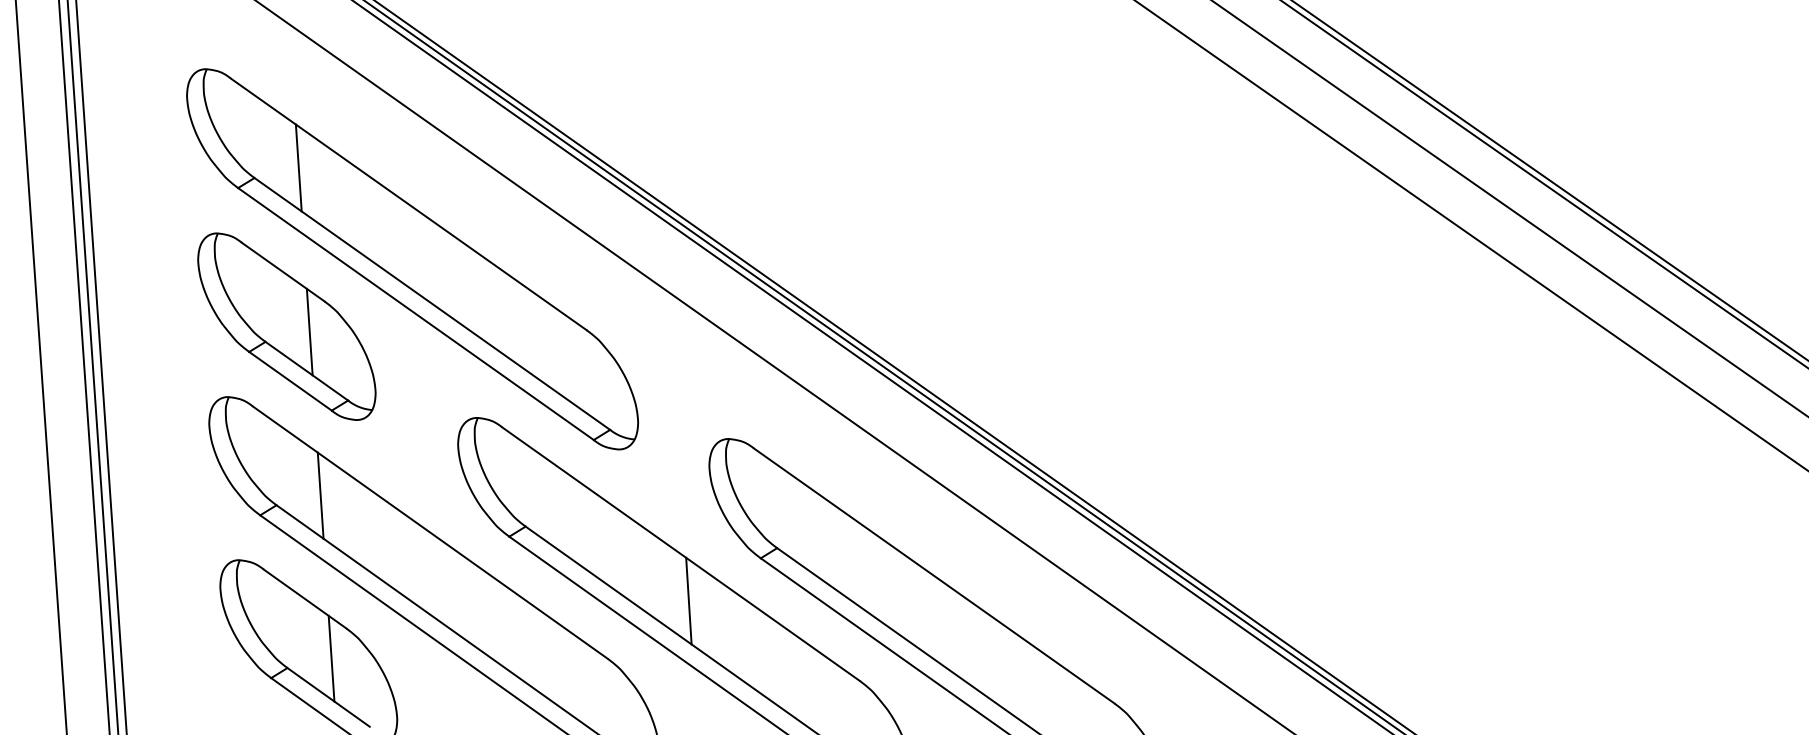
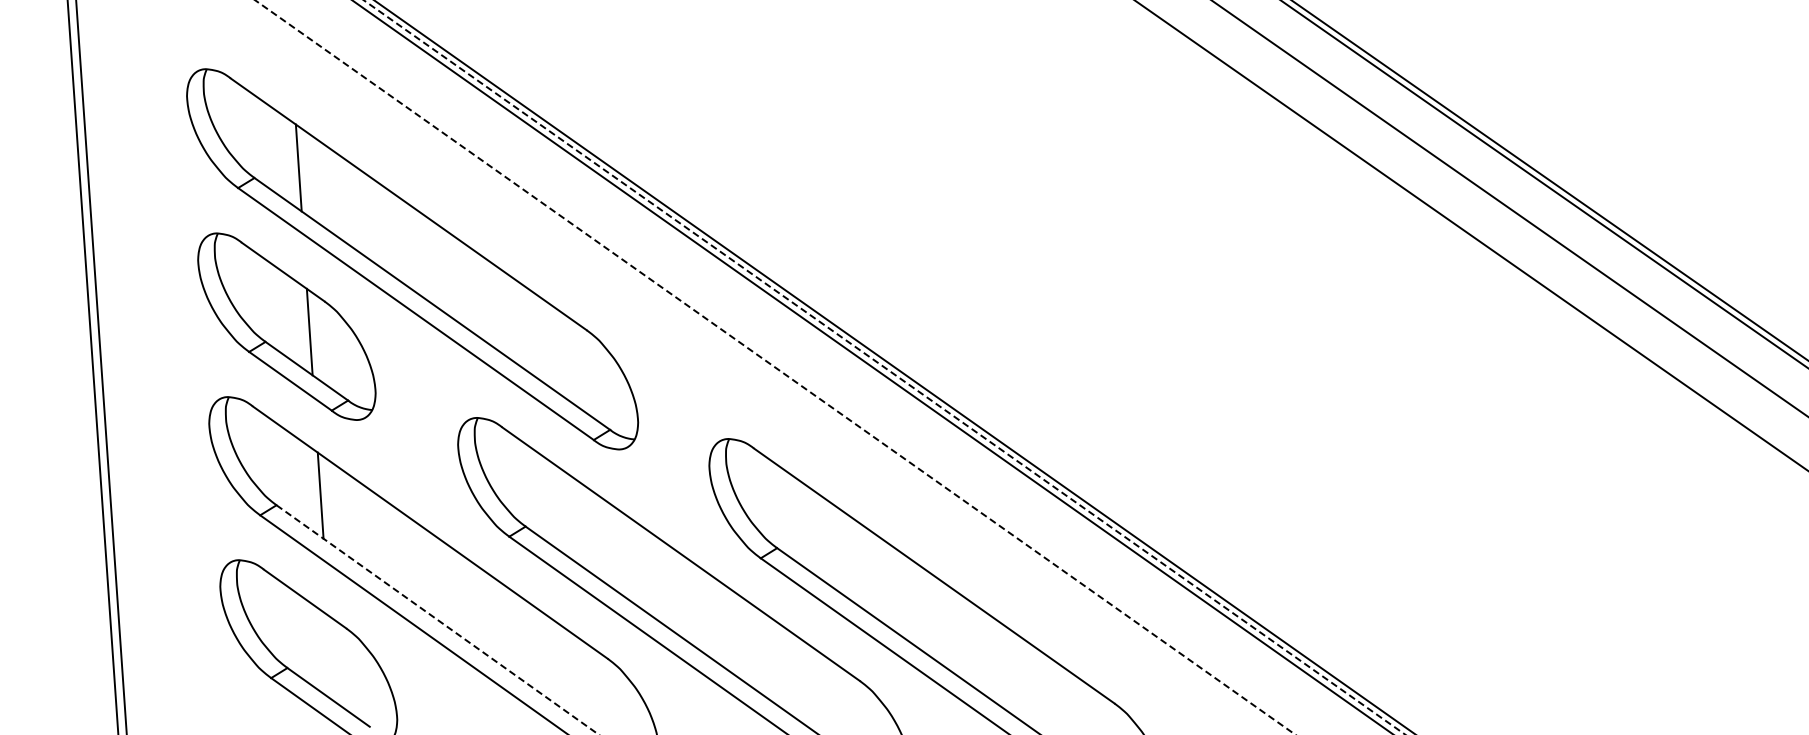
line: present -> none (40, 366)
line: present -> none (84, 366)
line: solid -> dashed (775, 367)
line: solid -> dashed (884, 367)
line: present -> none (688, 600)
line: solid -> dashed (437, 619)
line: present -> none (331, 658)
